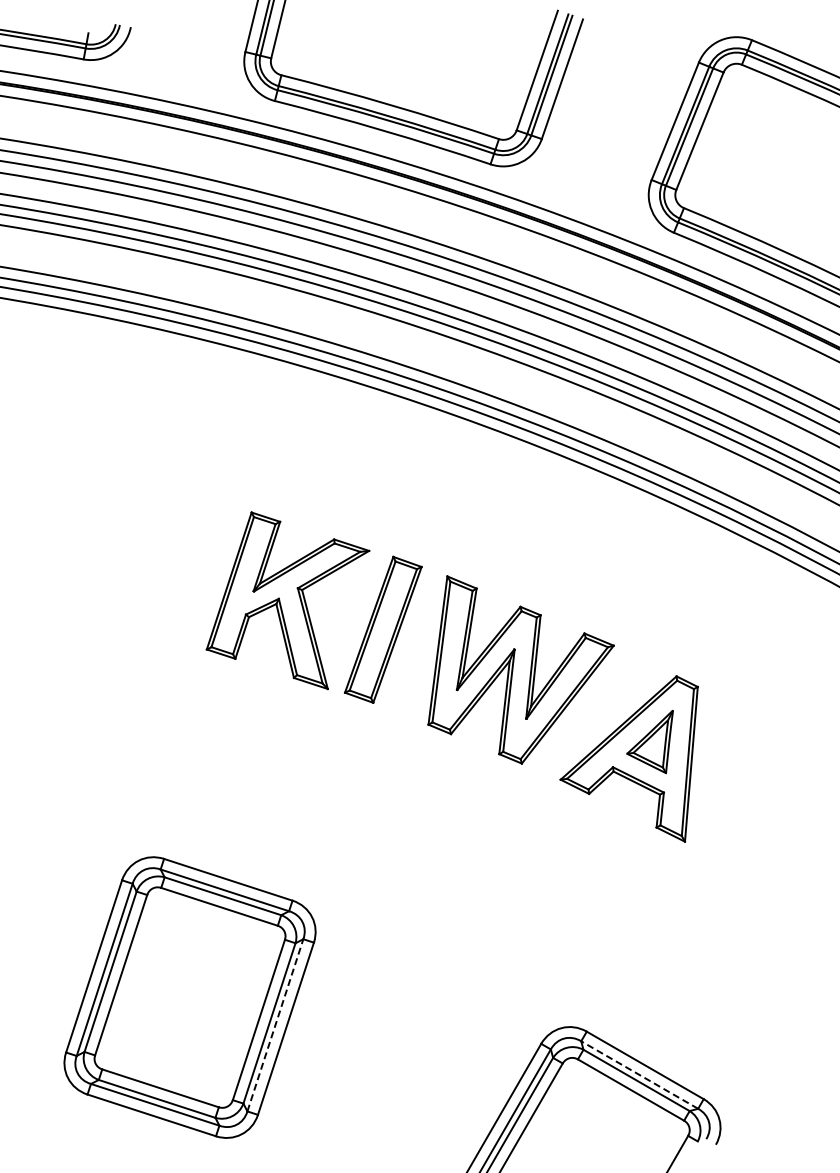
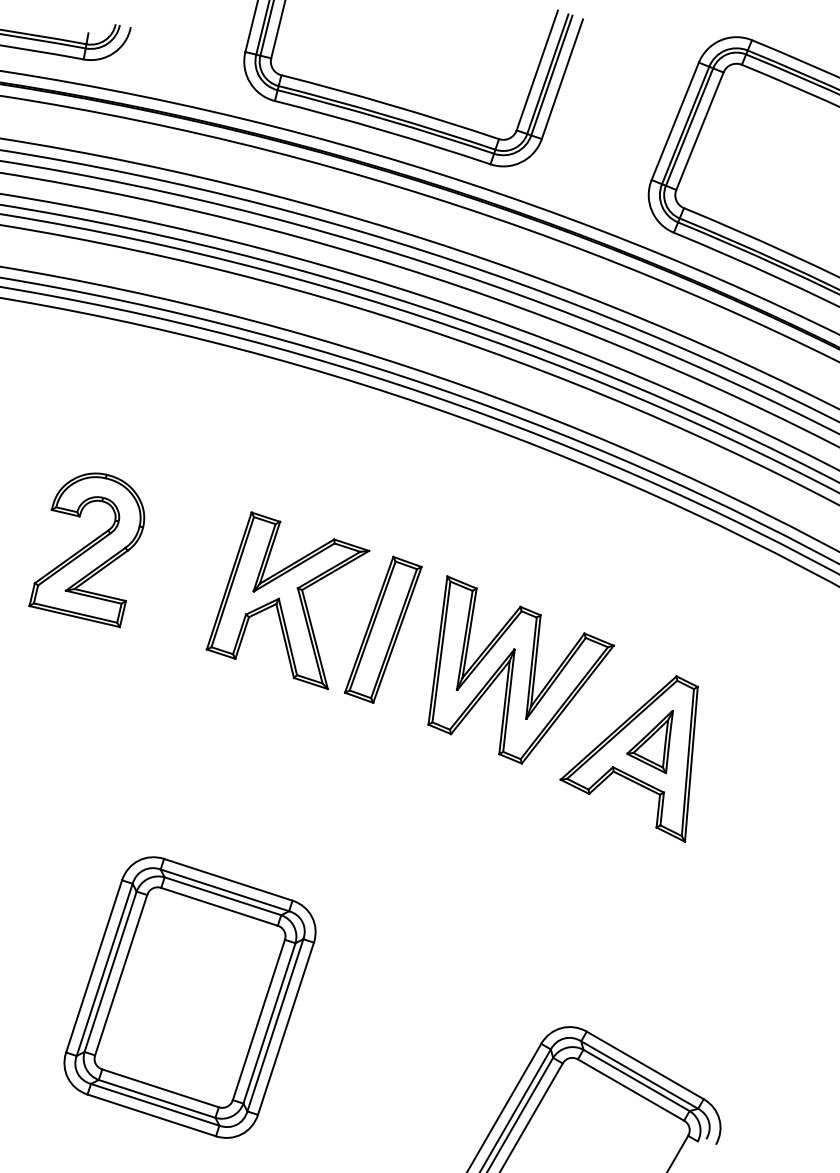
part: none -> present (86, 550)
line: dashed -> solid (275, 1025)
line: dashed -> solid (639, 1075)
